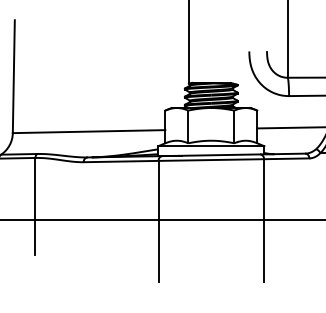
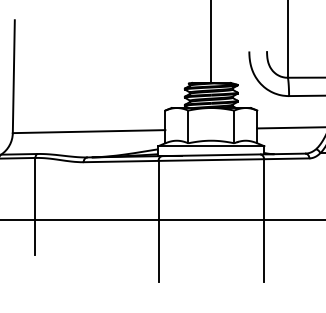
line position: (189, 42) -> (211, 42) (211, 42)
